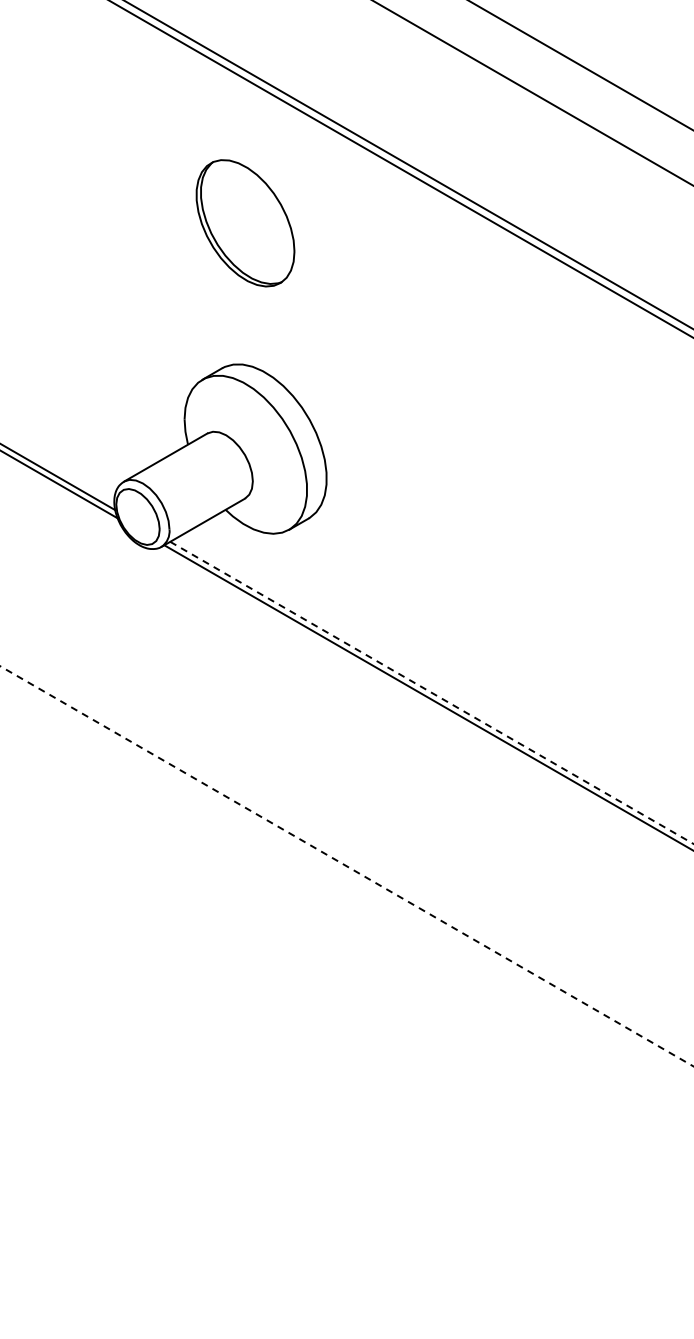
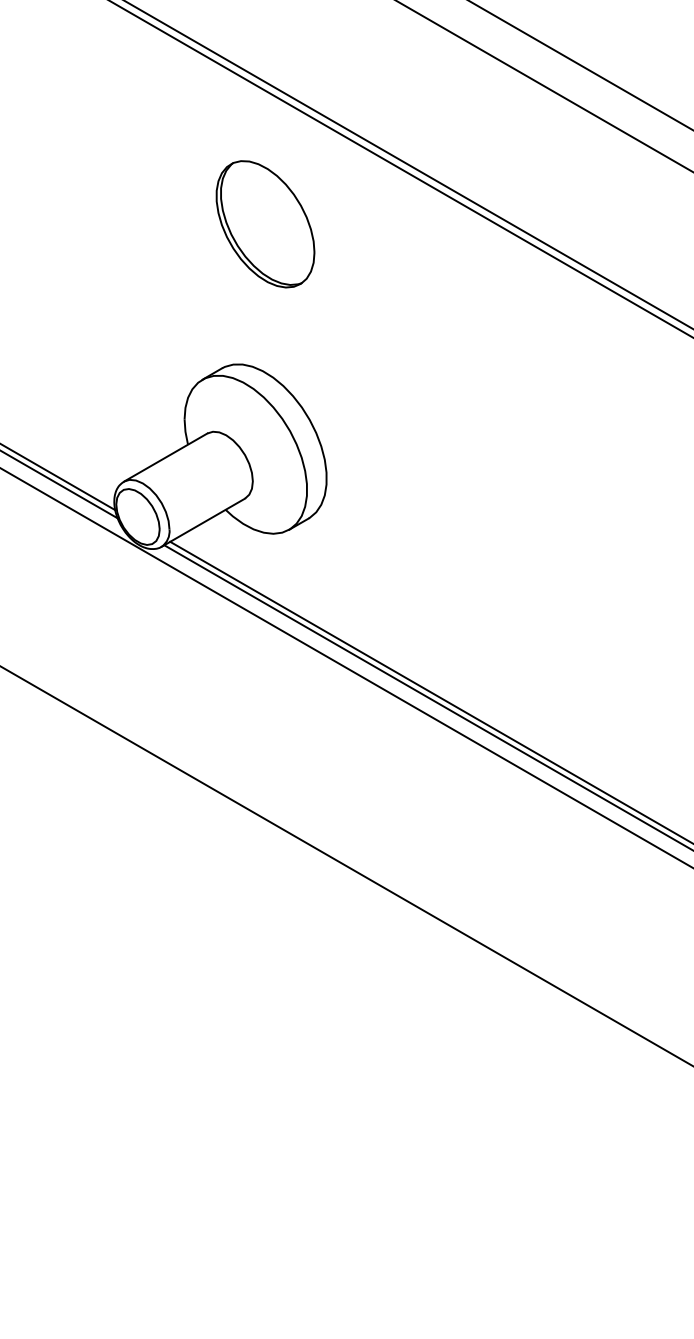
line position: (532, 93) -> (544, 86) (544, 86)
part position: (245, 223) -> (265, 224) (265, 224)
line: none -> present (346, 667)
line: dashed -> solid (432, 693)
line: dashed -> solid (347, 866)
